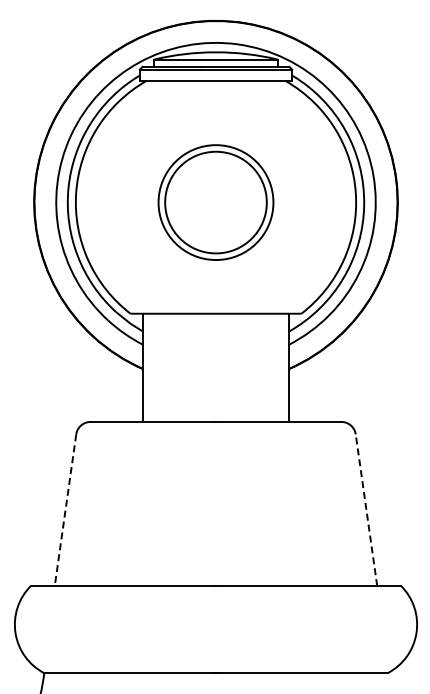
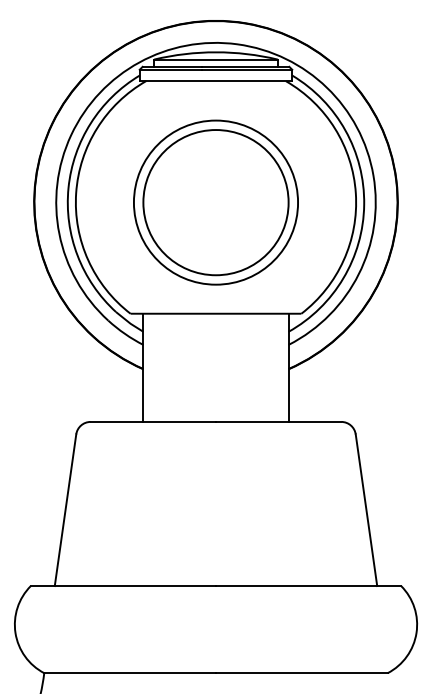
part size: 118x117 px -> 166x167 px (215, 202)
line: dashed -> solid (65, 510)
line: dashed -> solid (366, 510)
